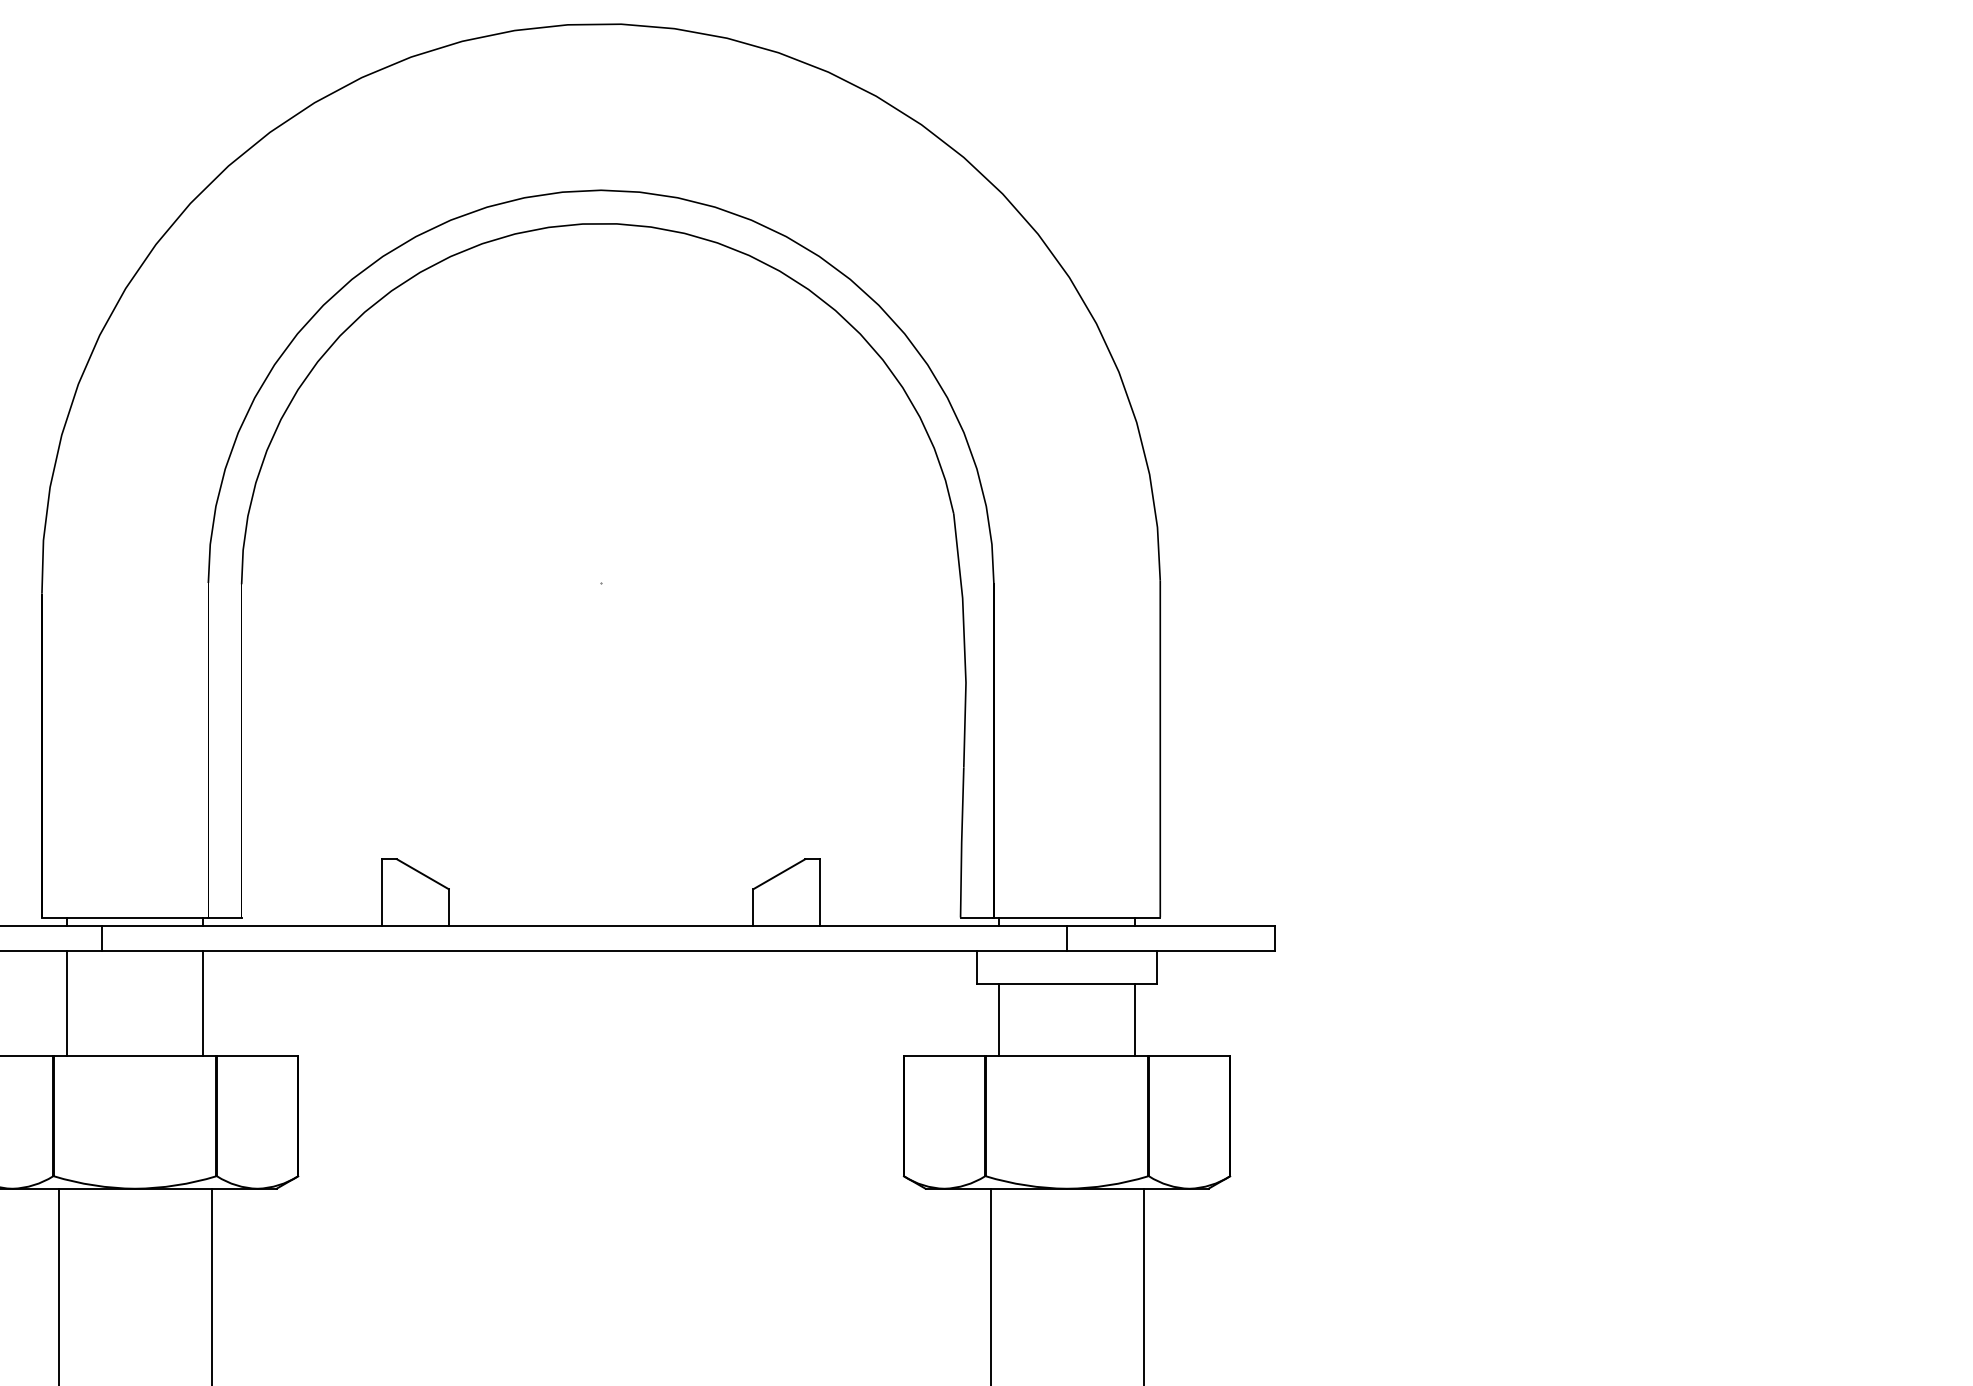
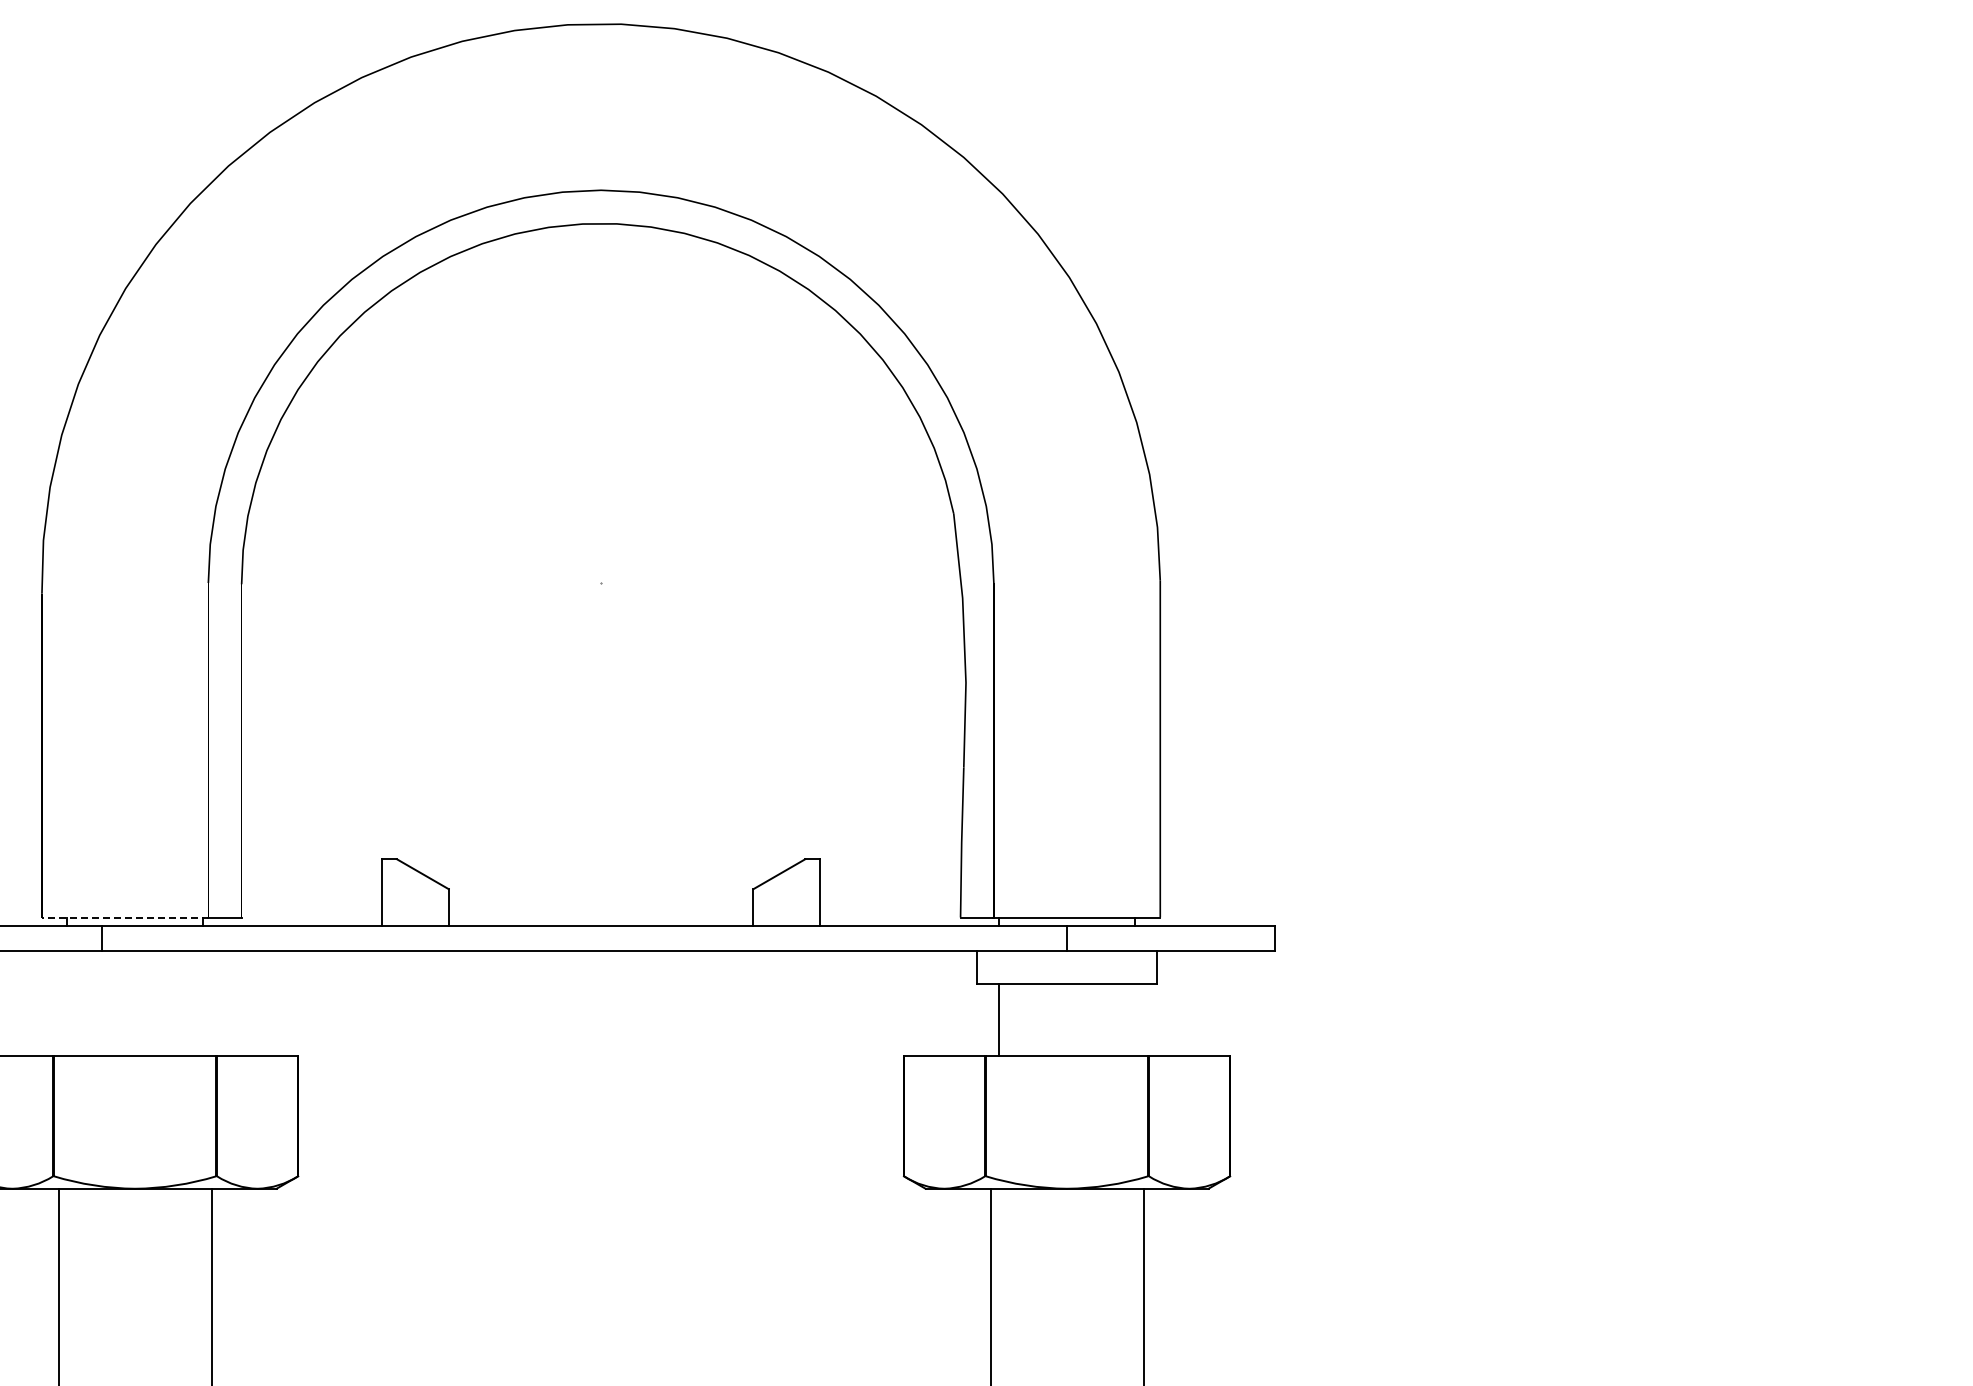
line: solid -> dashed (124, 917)
line: present -> none (66, 1002)
line: present -> none (203, 1002)
line: present -> none (1135, 1019)
